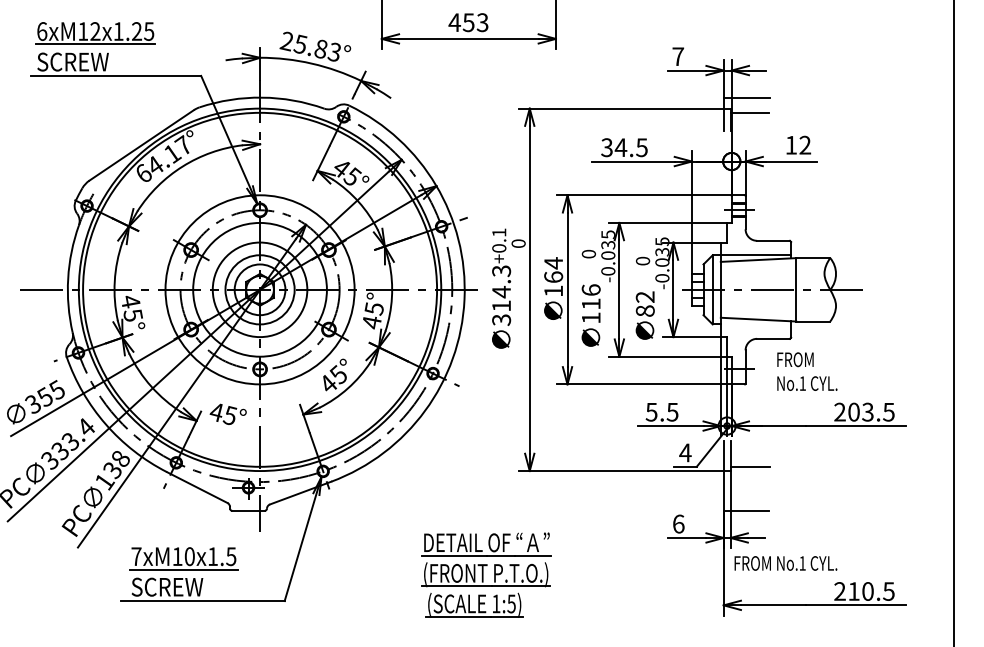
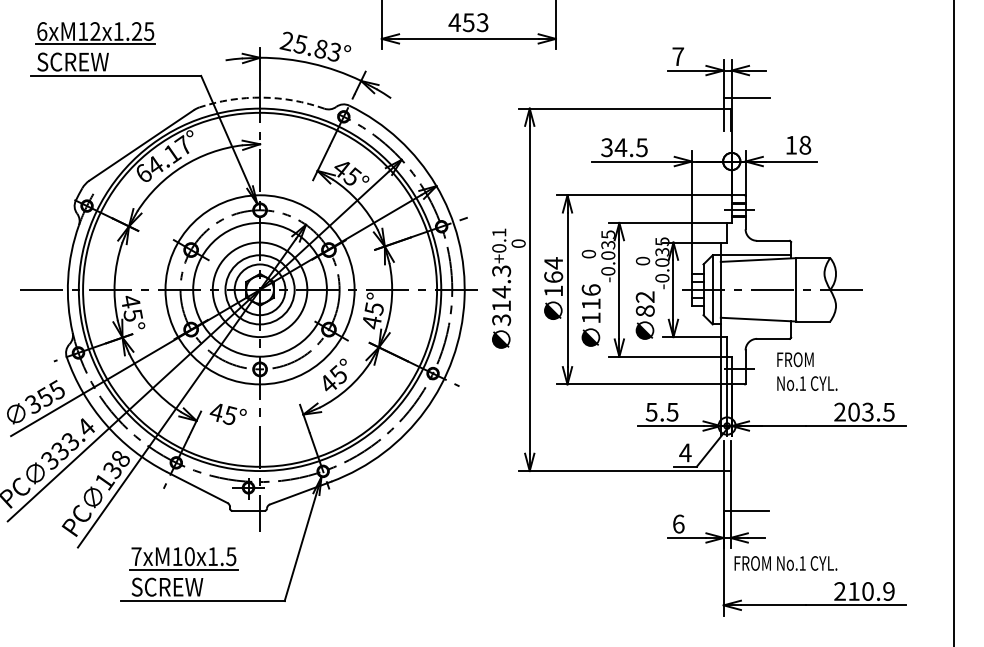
arc: solid -> dashed (262, 97)
line: present -> none (749, 112)
text: 12 -> 18 (805, 144)
line: present -> none (750, 466)
part: present -> none (486, 574)
text: 210.5 -> 210.9 (888, 591)
